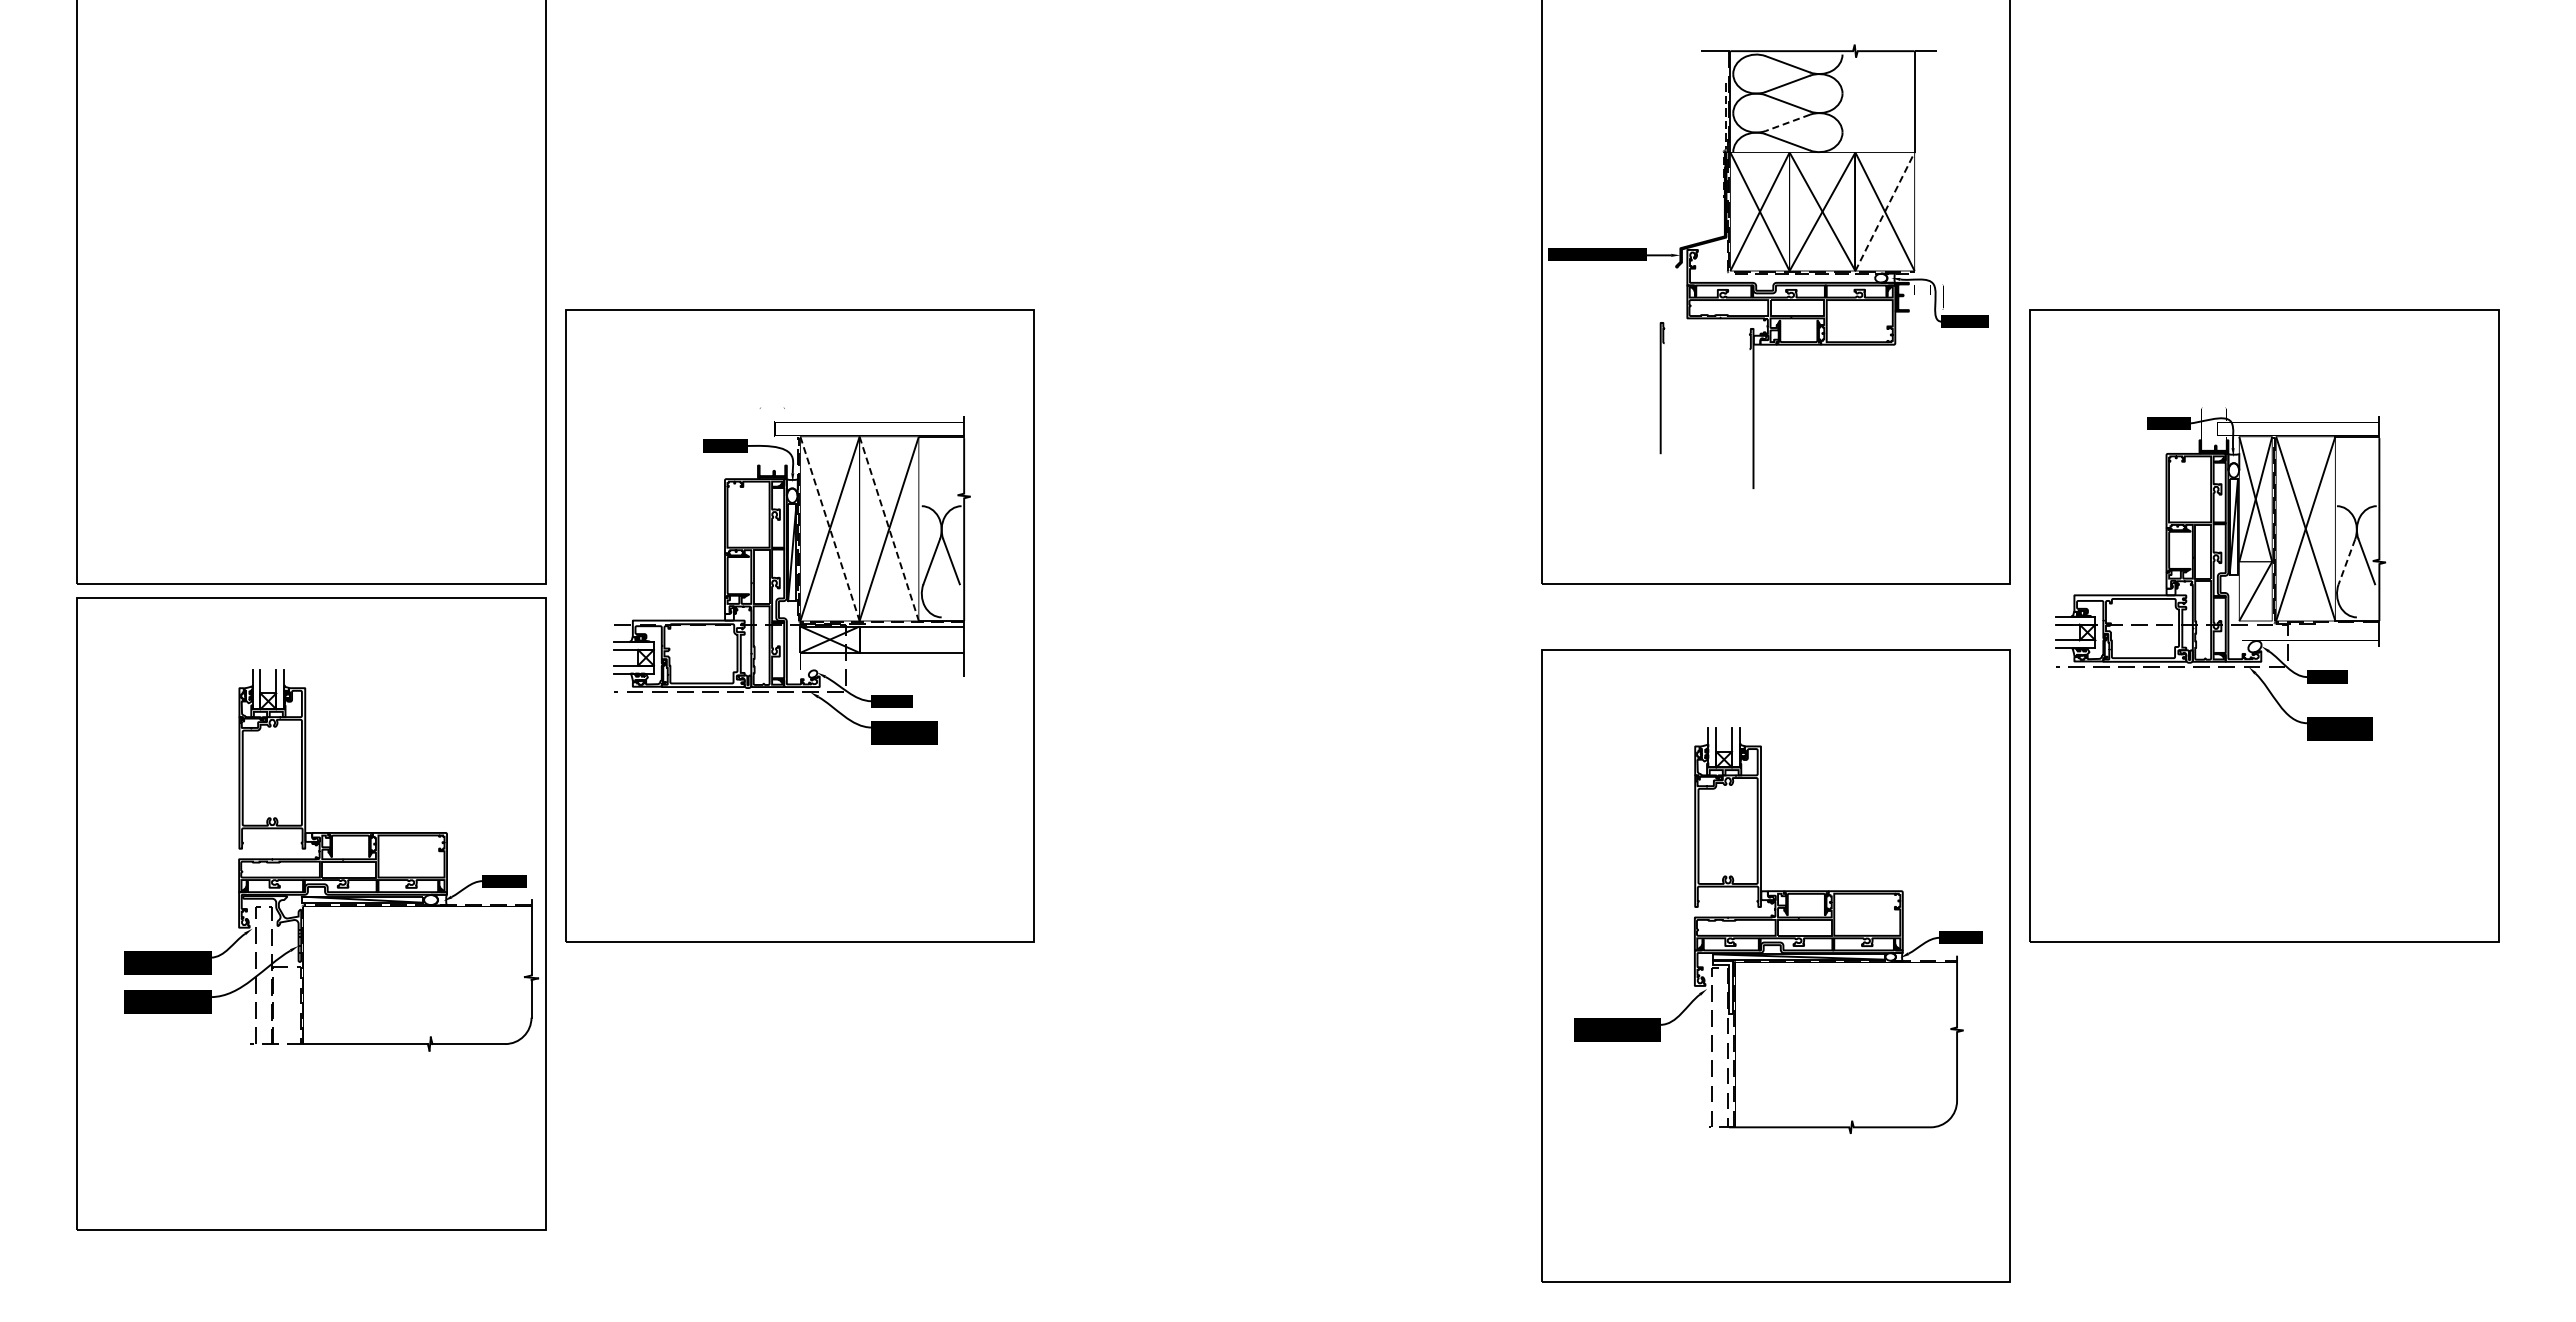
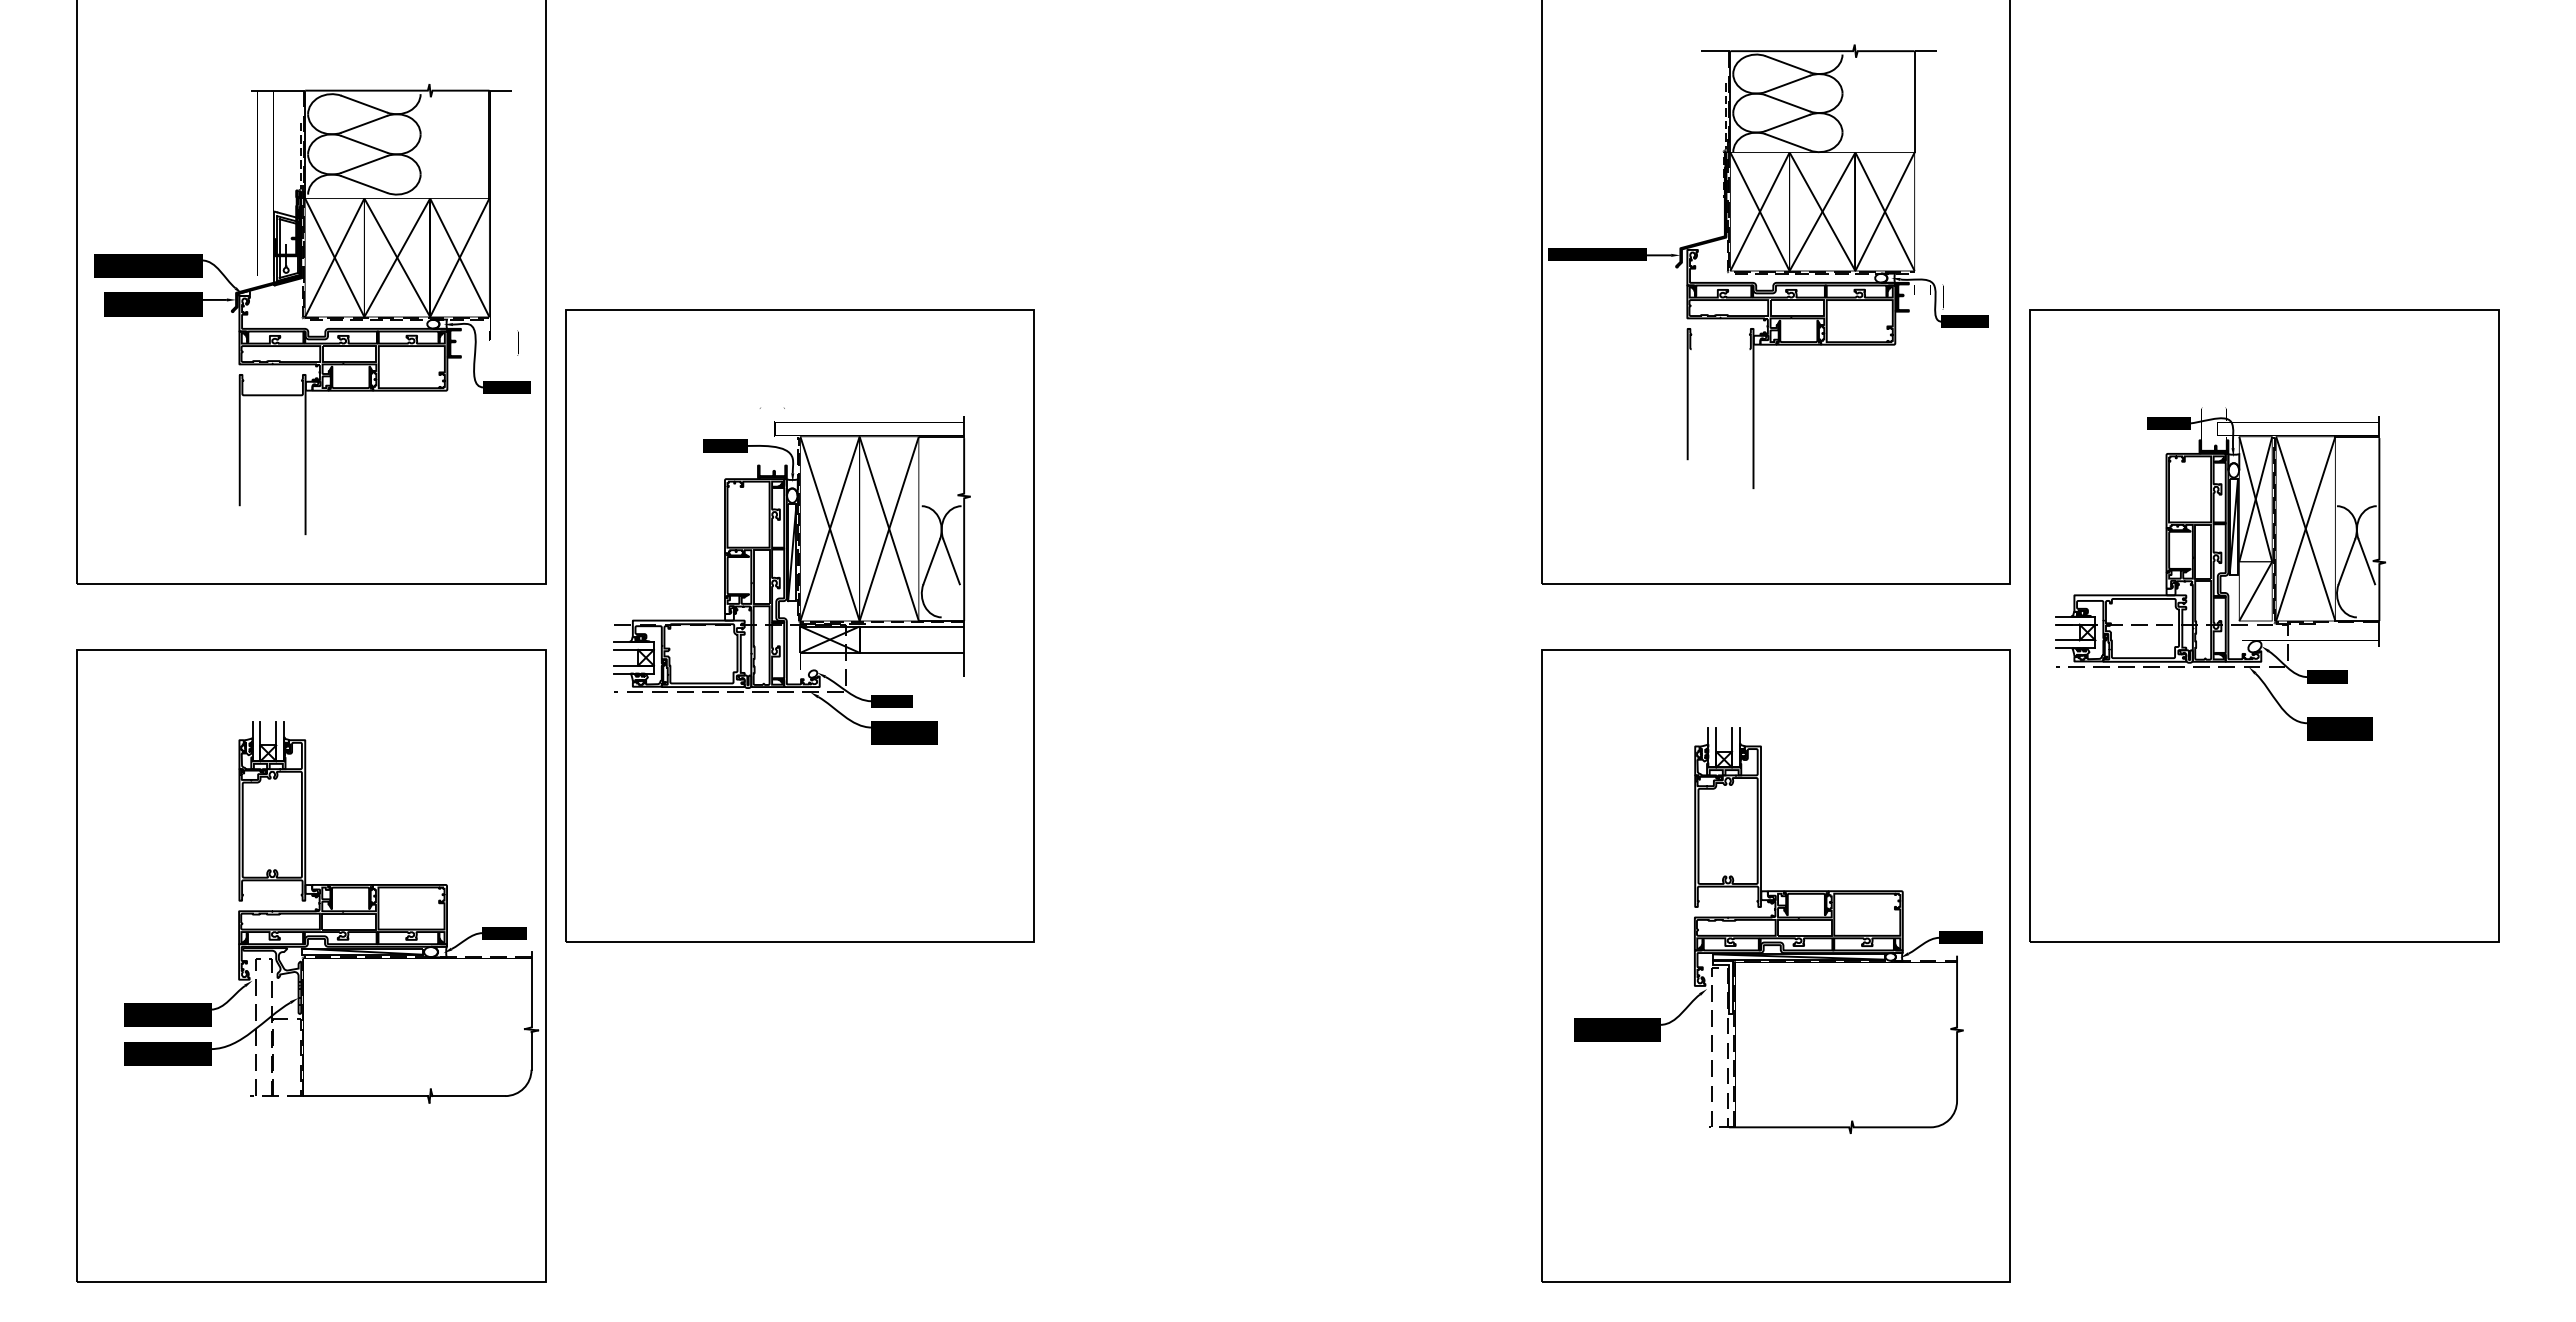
line: dashed -> solid (1787, 122)
line: dashed -> solid (1885, 211)
part: none -> present (312, 309)
curve position: (1661, 388) -> (1688, 394) (1688, 394)
line: dashed -> solid (830, 528)
line: dashed -> solid (889, 528)
line: dashed -> solid (2346, 561)
part position: (311, 913) -> (311, 965) (311, 965)
